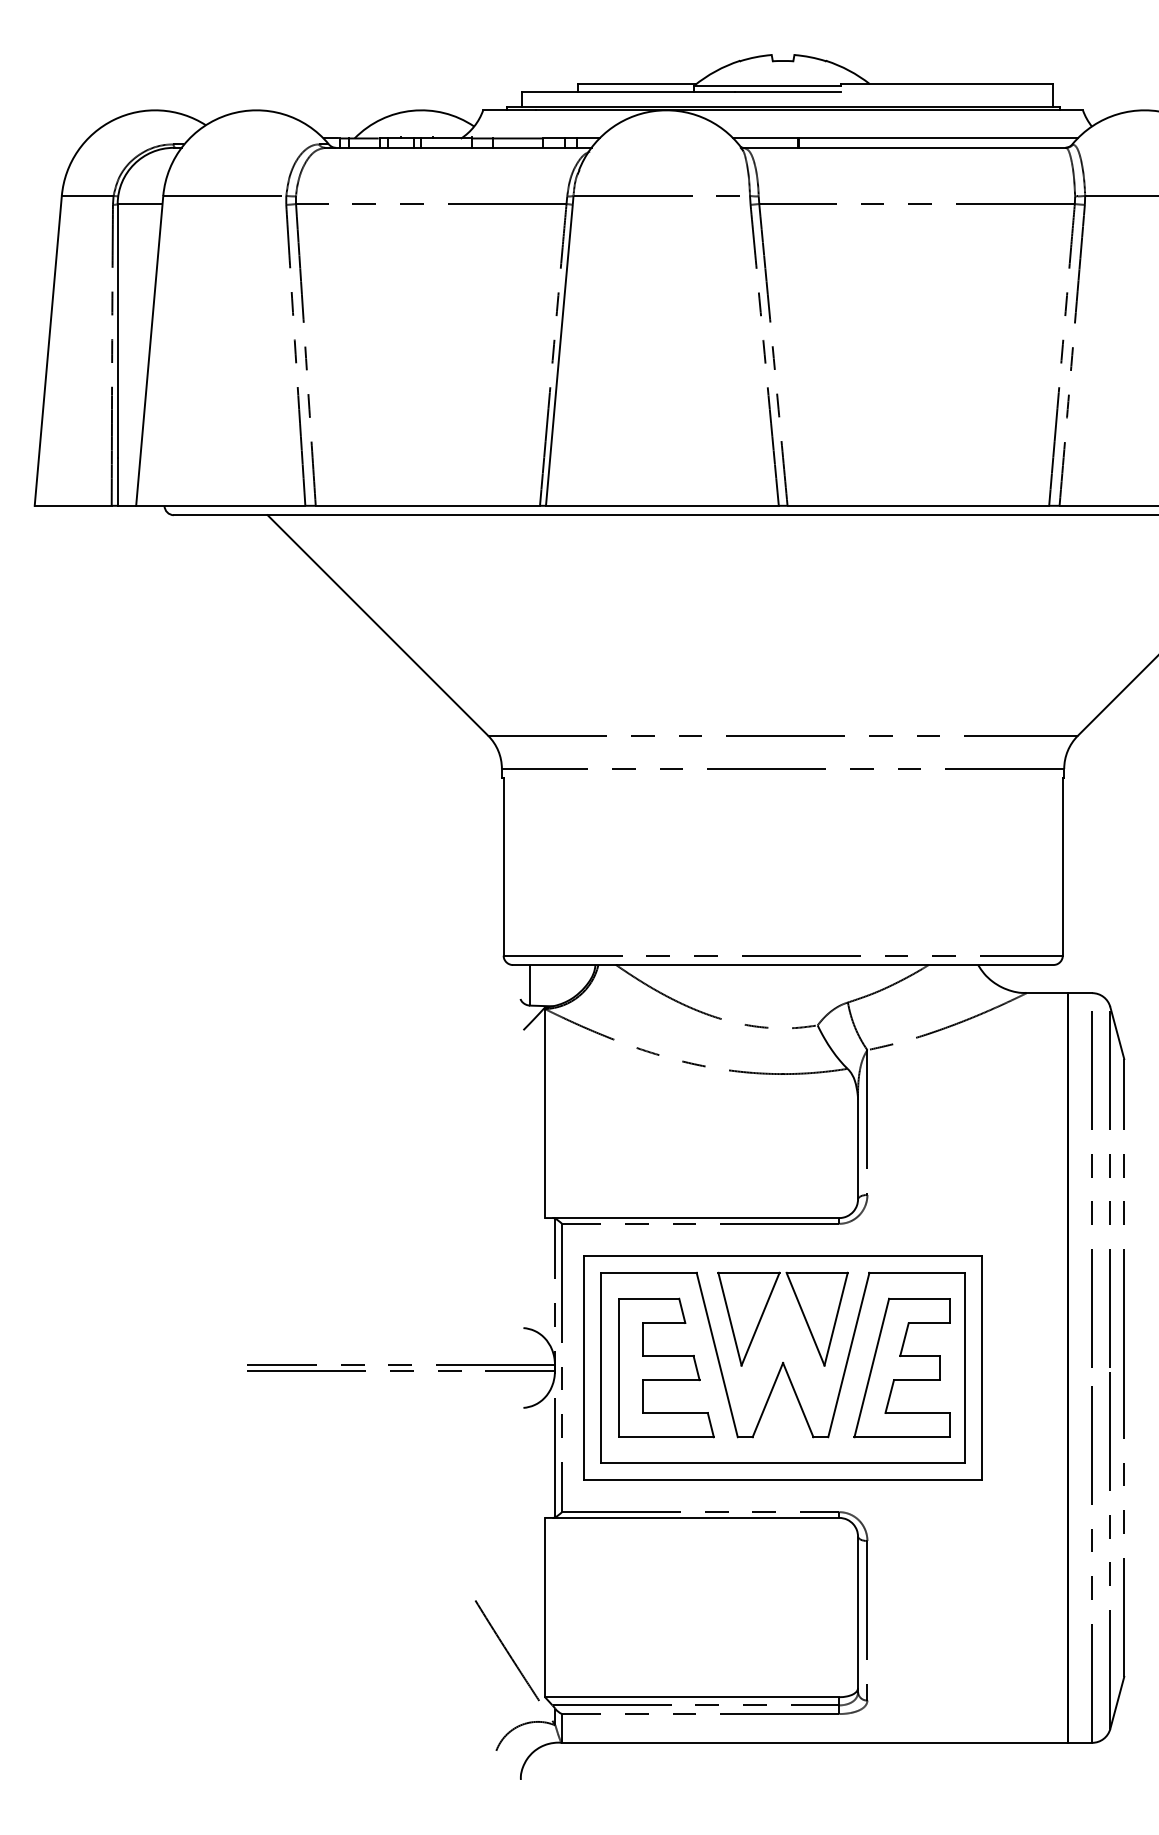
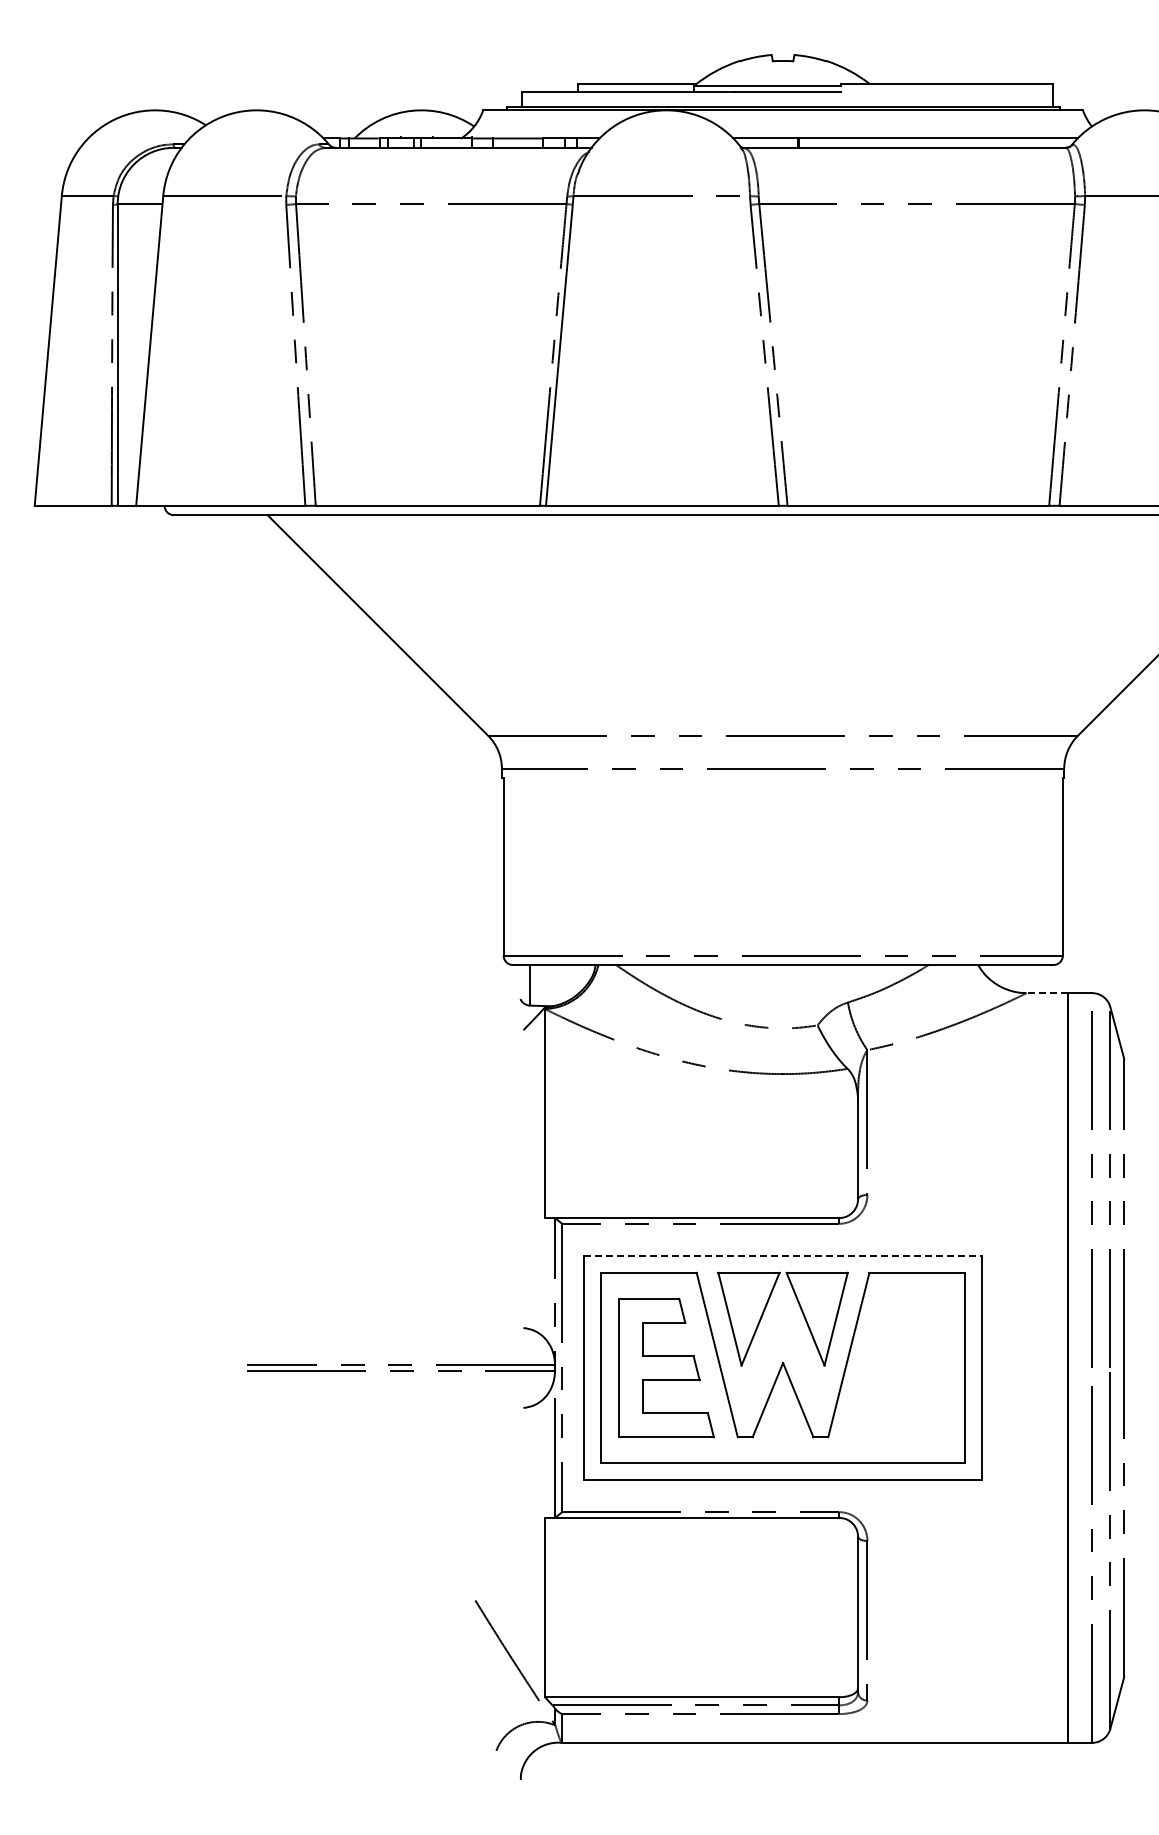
line: solid -> dashed (1047, 993)
line: solid -> dashed (783, 1255)
part: present -> none (901, 1367)
